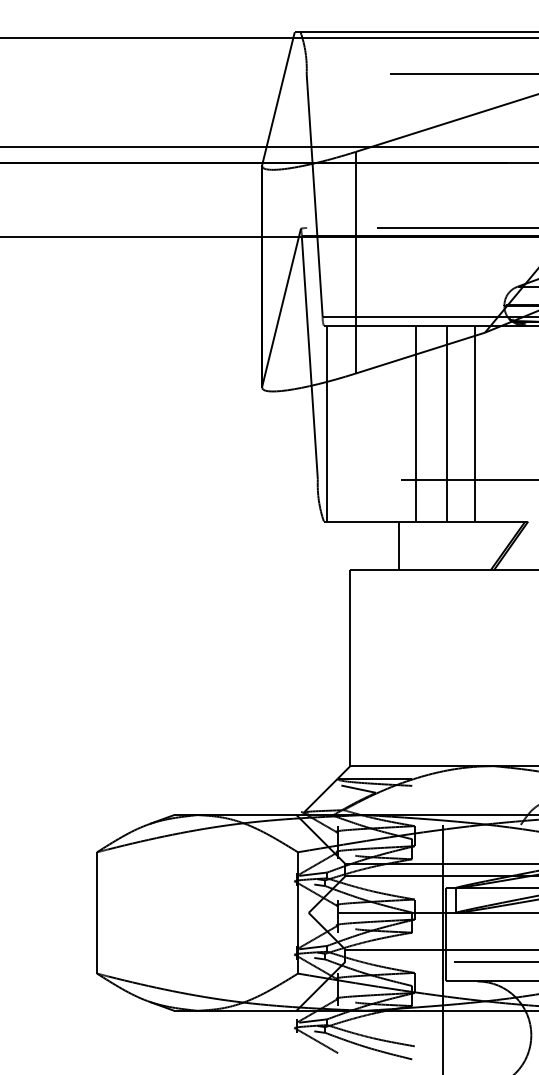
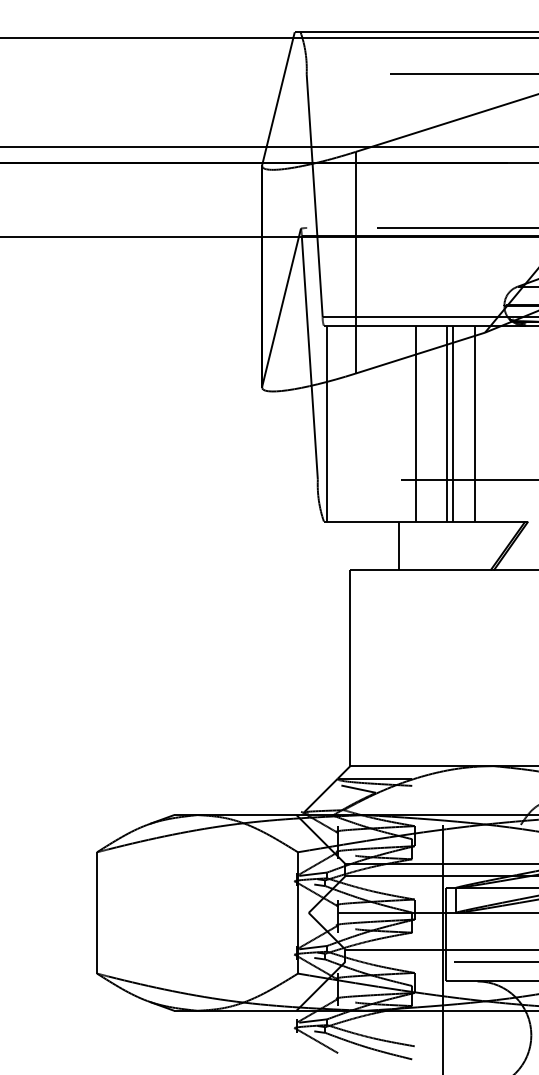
line: none -> present (453, 423)
